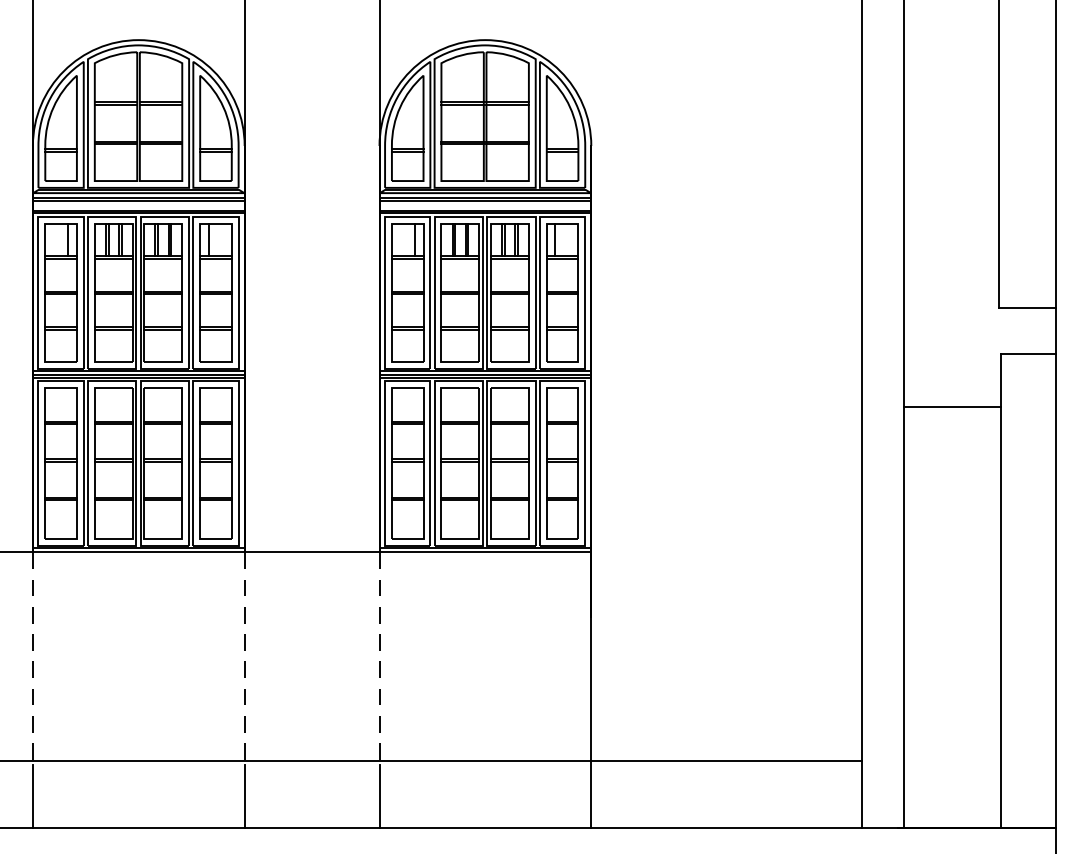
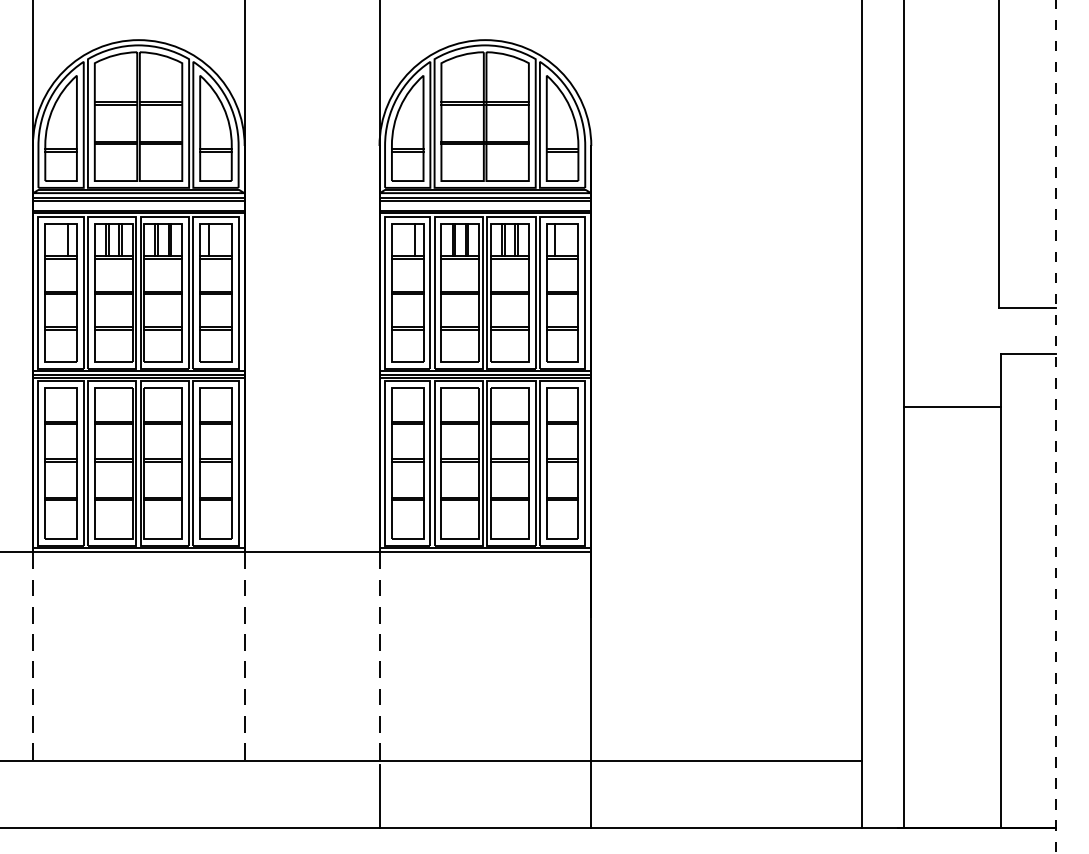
line: solid -> dashed (1056, 427)
line: present -> none (32, 796)
line: present -> none (244, 796)
